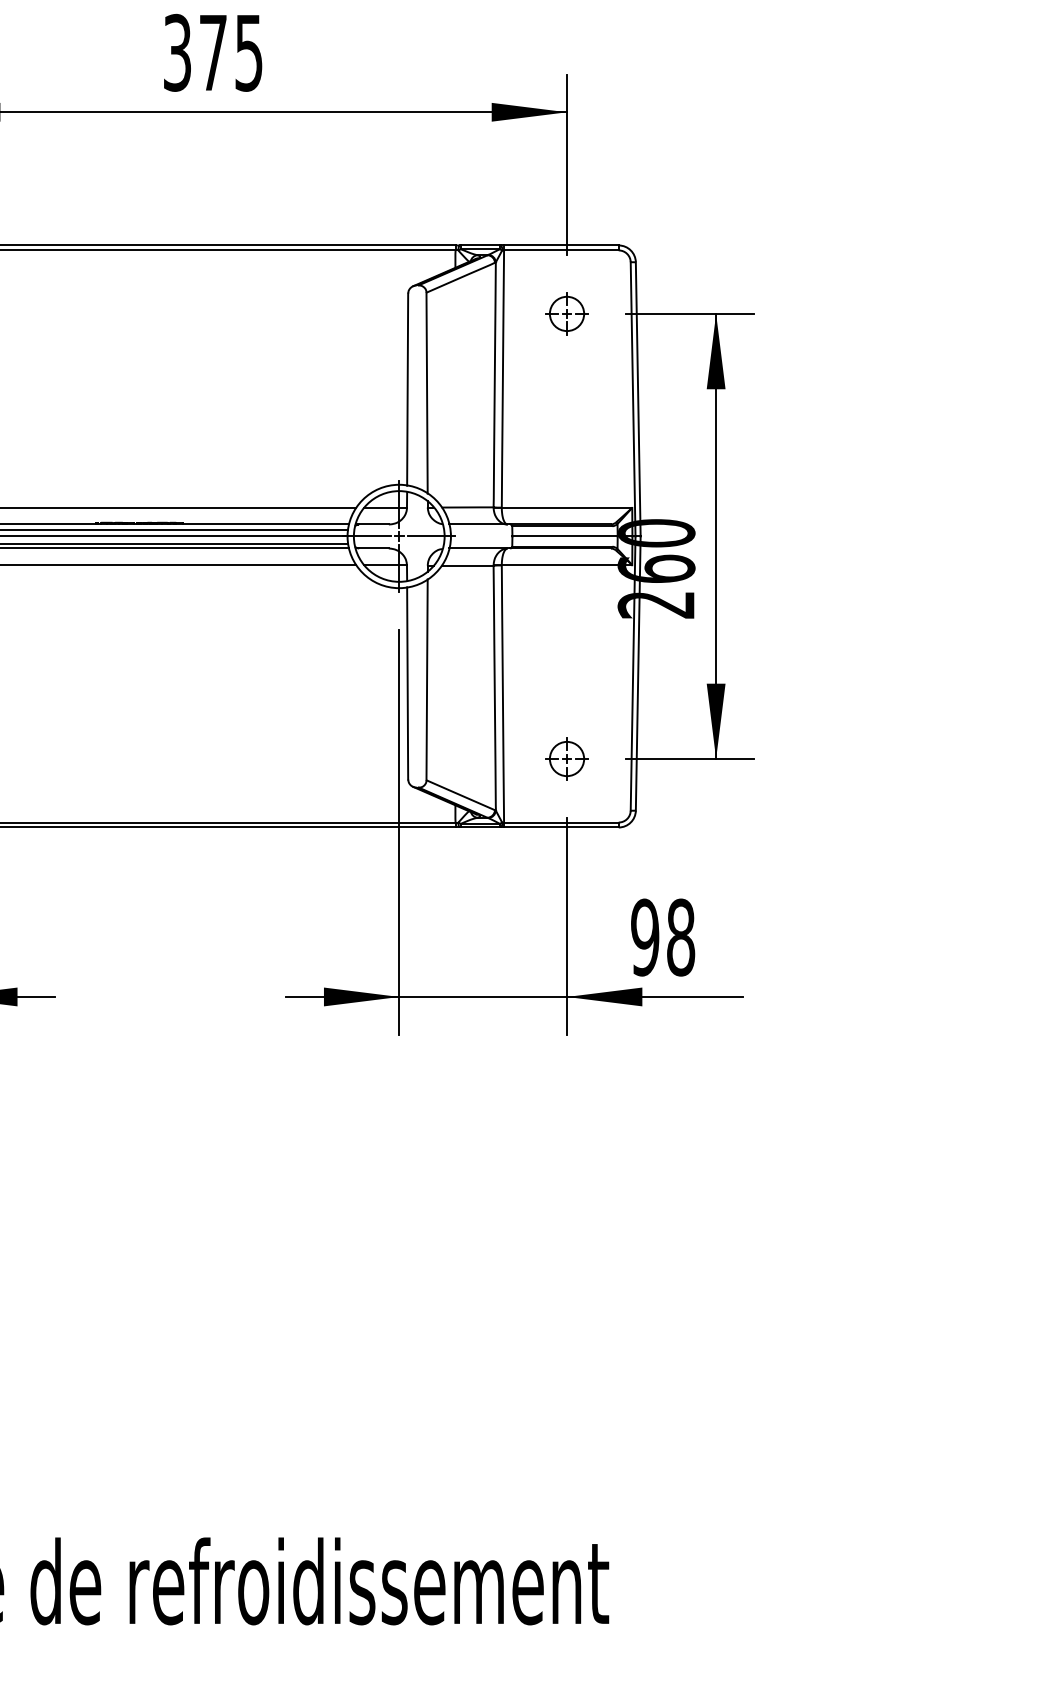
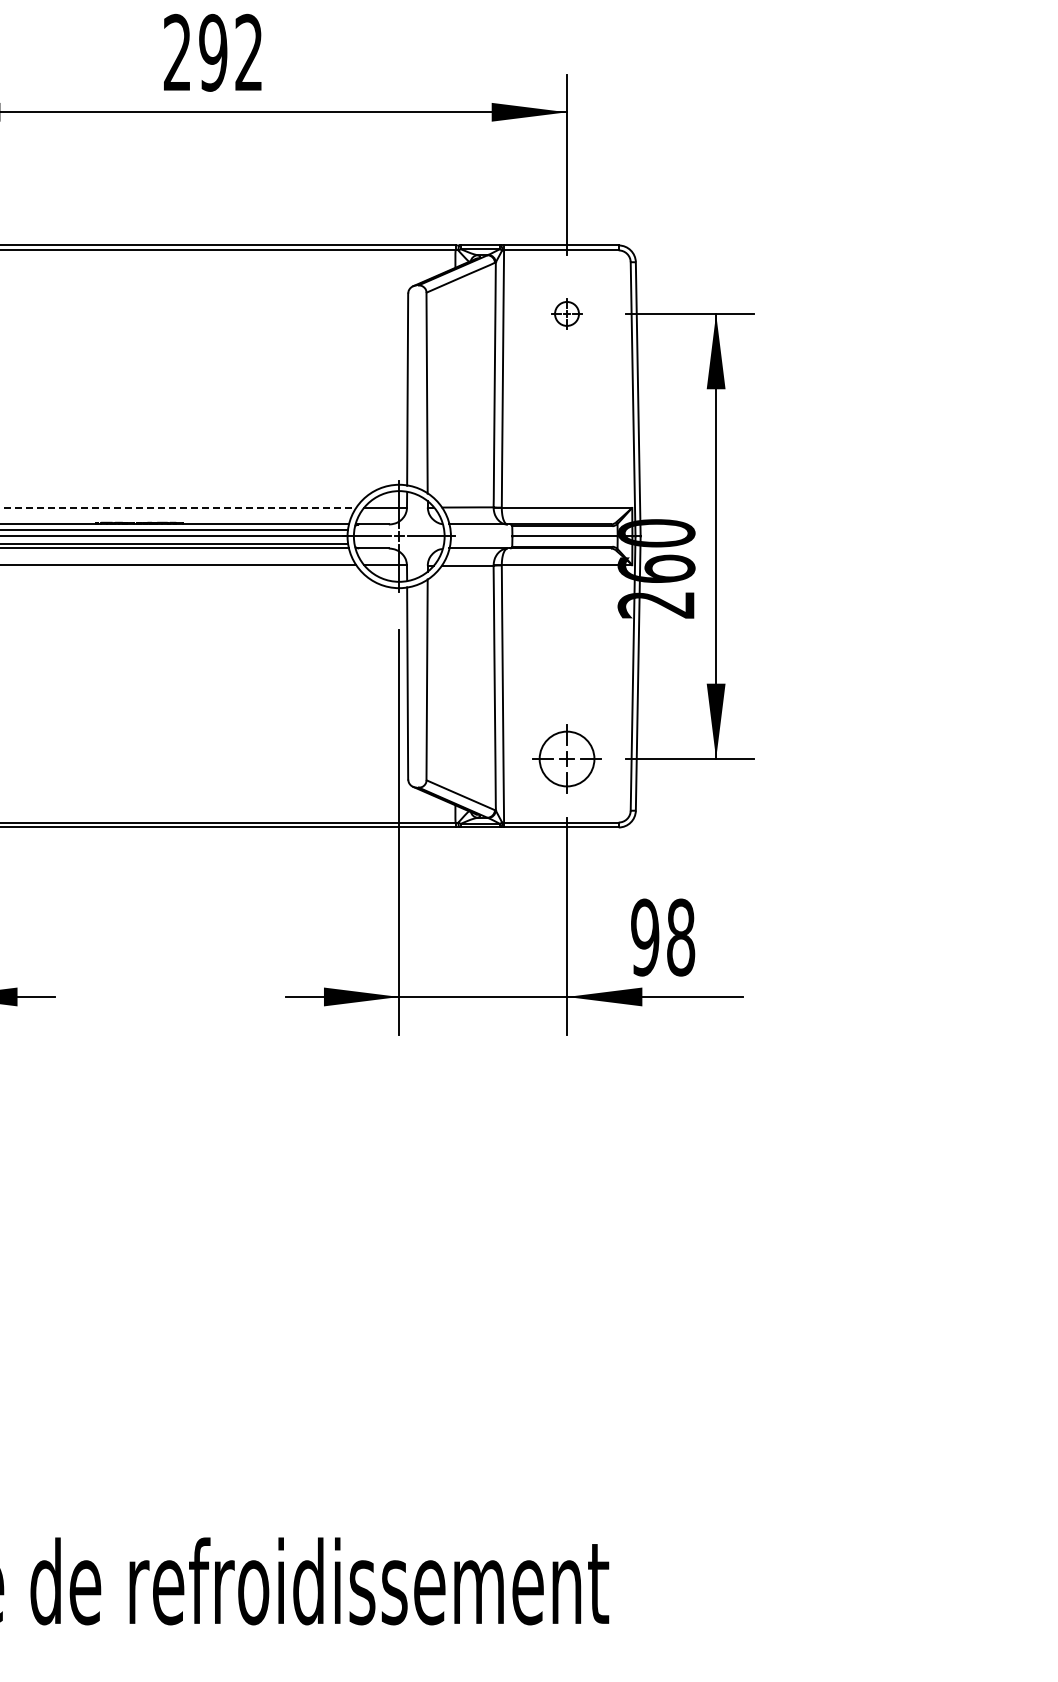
text: 375 -> 292 (213, 52)
part size: 44x44 px -> 32x32 px (566, 313)
line: solid -> dashed (178, 507)
part size: 44x44 px -> 70x70 px (566, 758)
